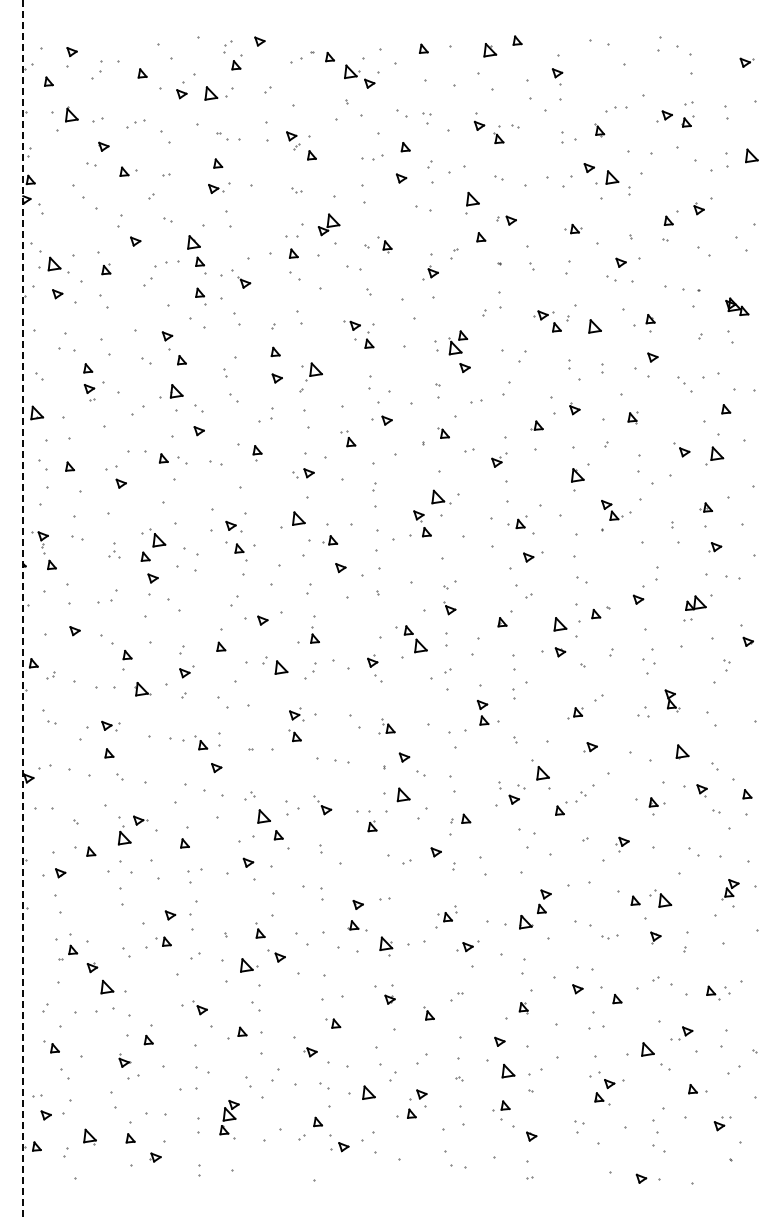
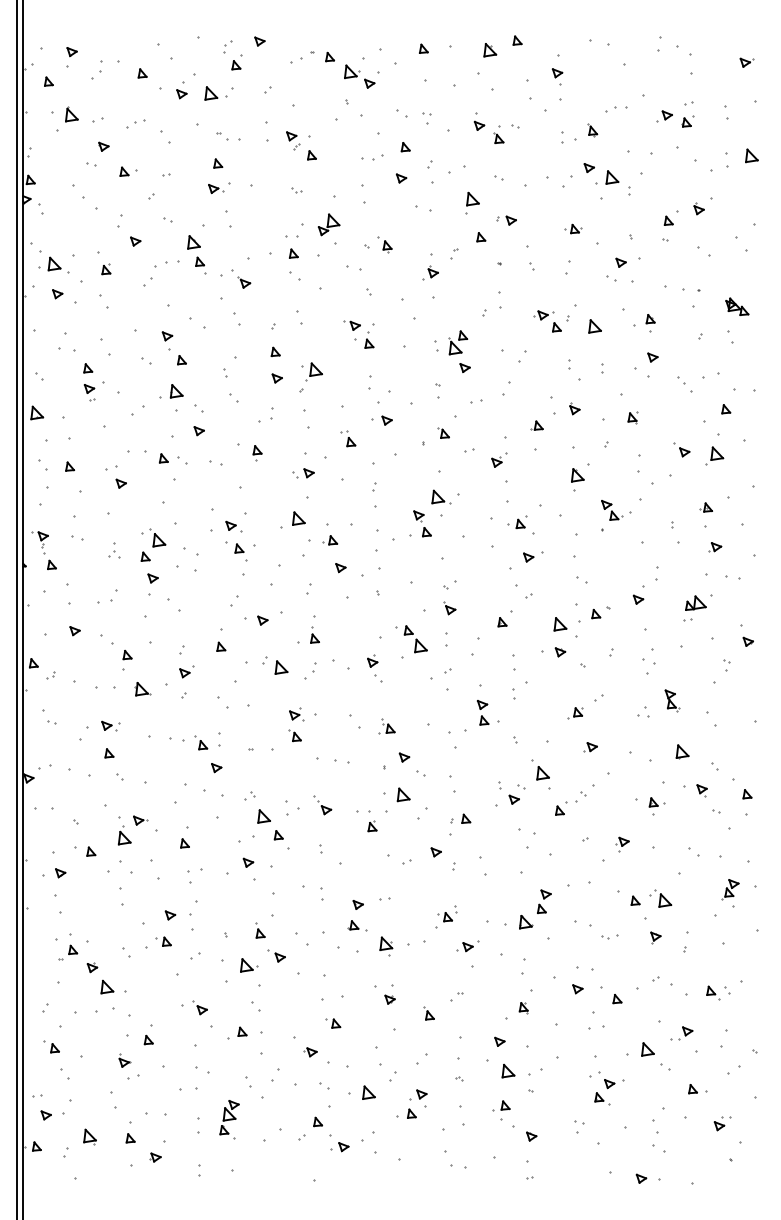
part position: (599, 130) -> (592, 130) (592, 130)
part: present -> none (200, 296)
line: none -> present (16, 609)
line: dashed -> solid (23, 609)
